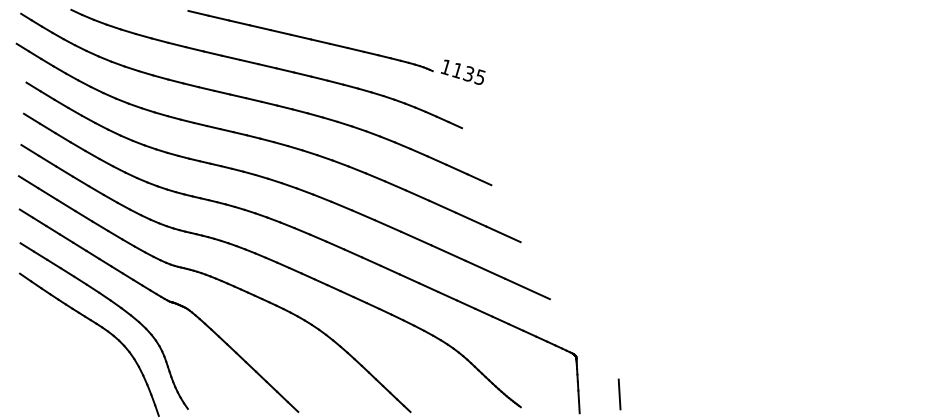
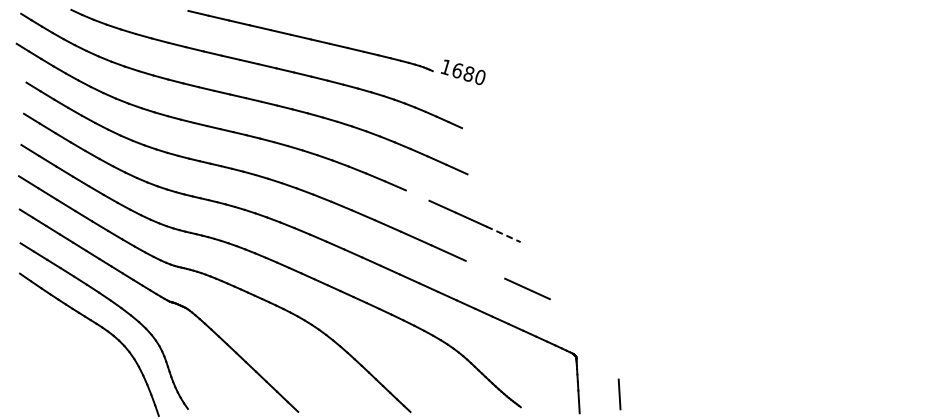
text: 1135 -> 1680 (468, 74)
line: present -> none (479, 179)
line: present -> none (417, 195)
line: solid -> dashed (503, 234)
line: present -> none (485, 269)
